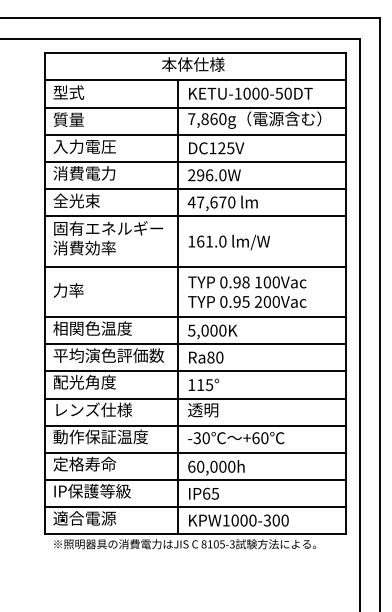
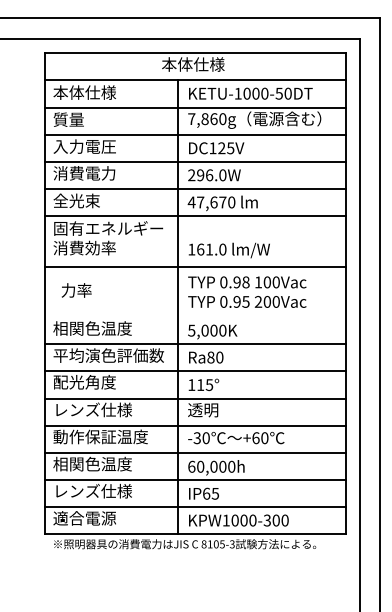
text: 型式 -> 本体仕様 (84, 92)
text position: (228, 242) -> (228, 250) (228, 250)
text position: (68, 290) -> (76, 290) (76, 290)
line: present -> none (194, 316)
text: 定格寿命 -> 相関色温度 (92, 463)
text: IP保護等級 -> レンズ仕様 (92, 490)
